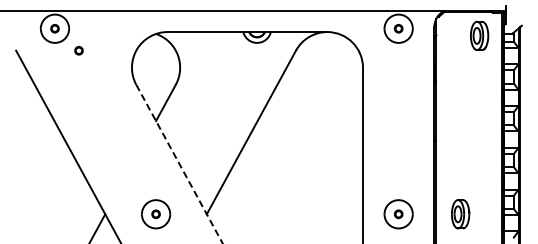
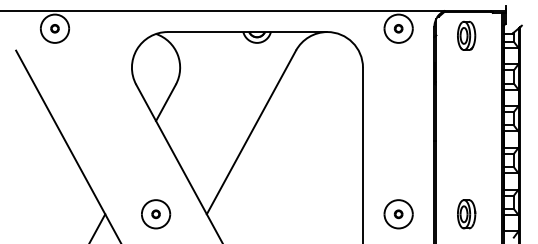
part position: (479, 35) -> (466, 35) (466, 35)
part: present -> none (78, 50)
line: dashed -> solid (179, 164)
part position: (460, 214) -> (466, 214) (466, 214)
